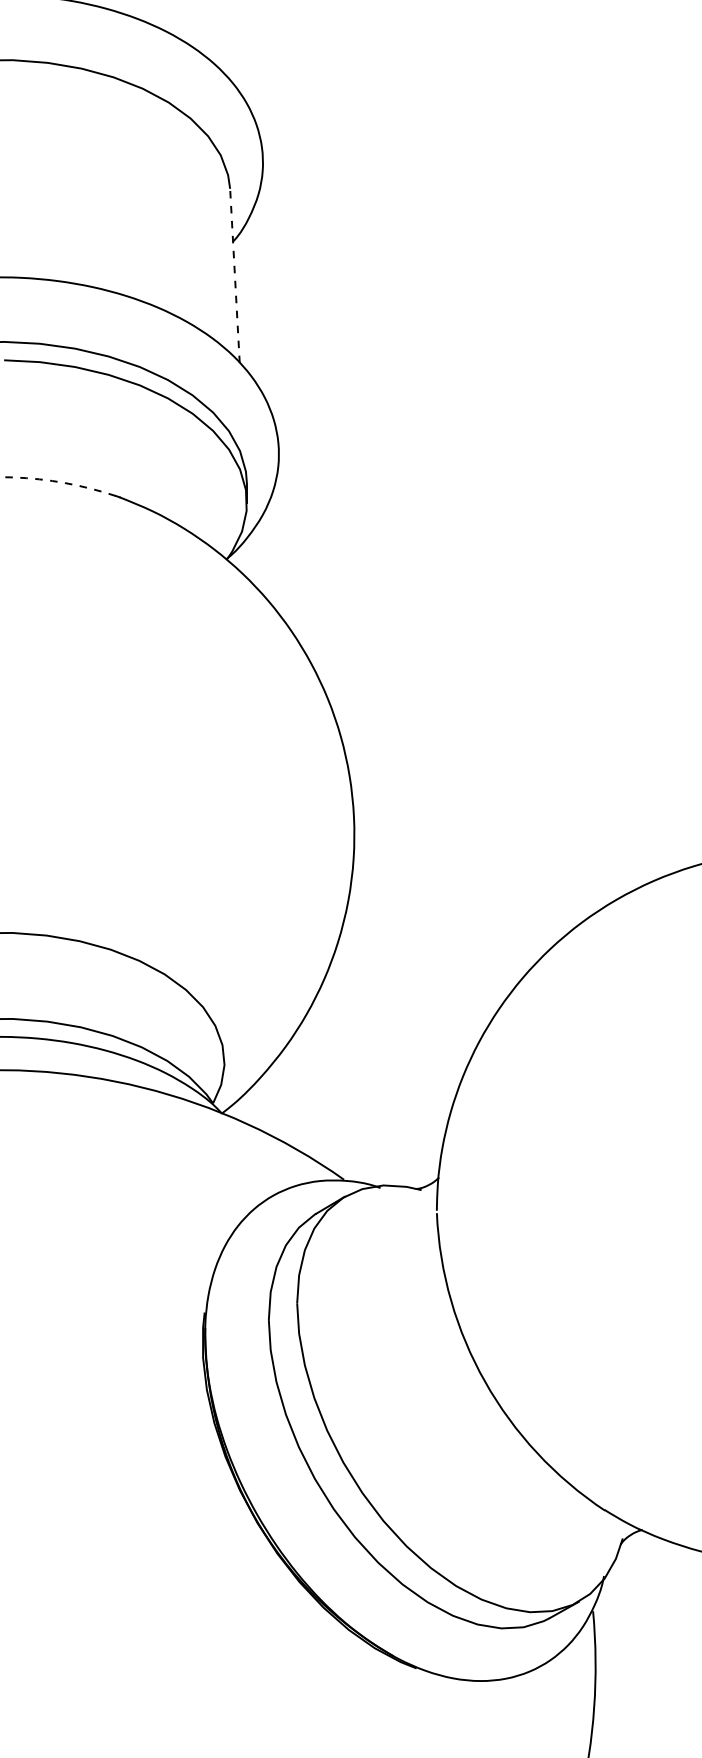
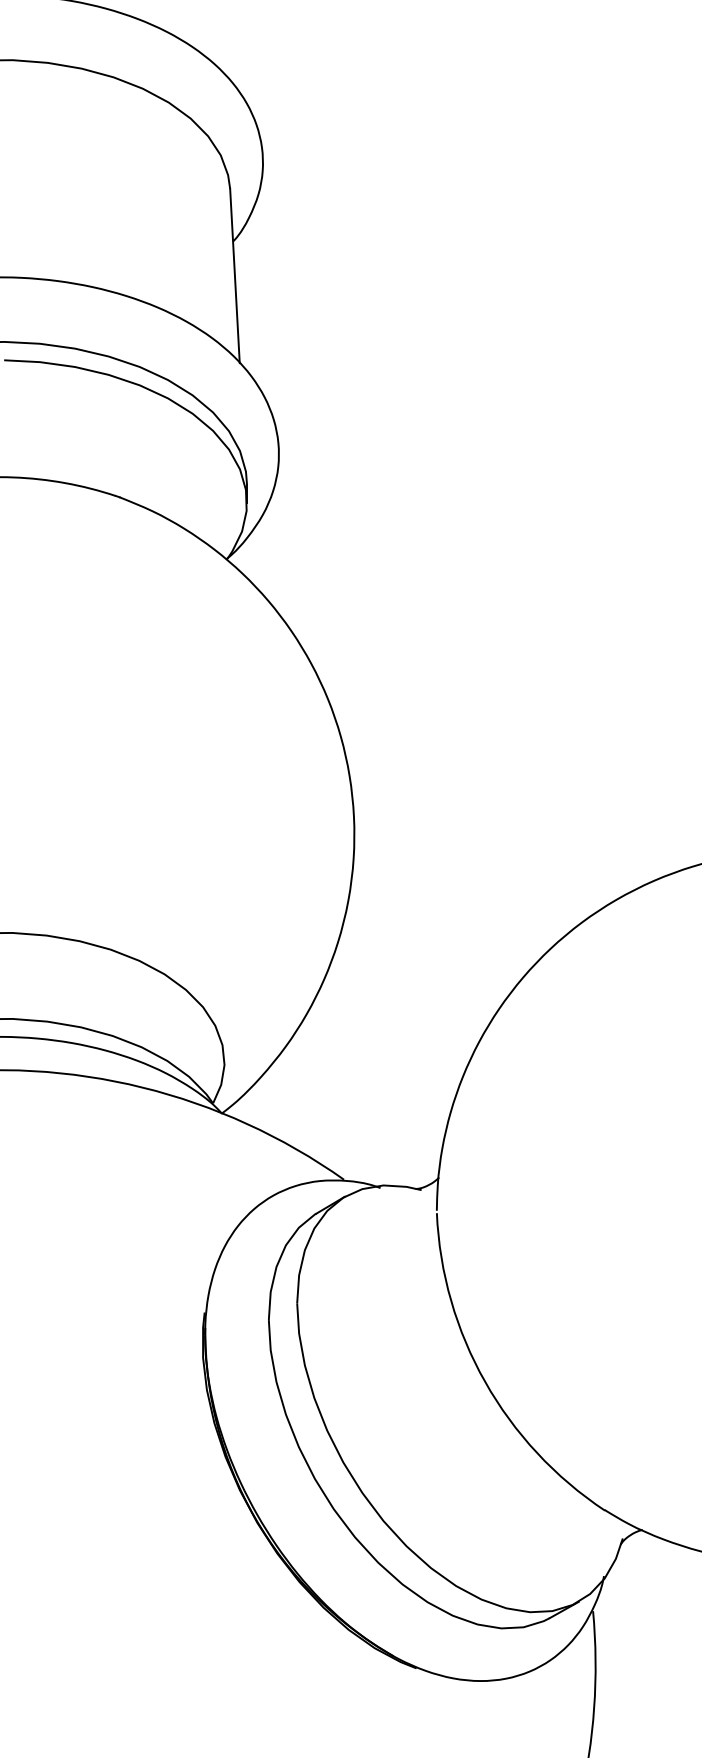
line: dashed -> solid (234, 275)
arc: dashed -> solid (57, 481)
